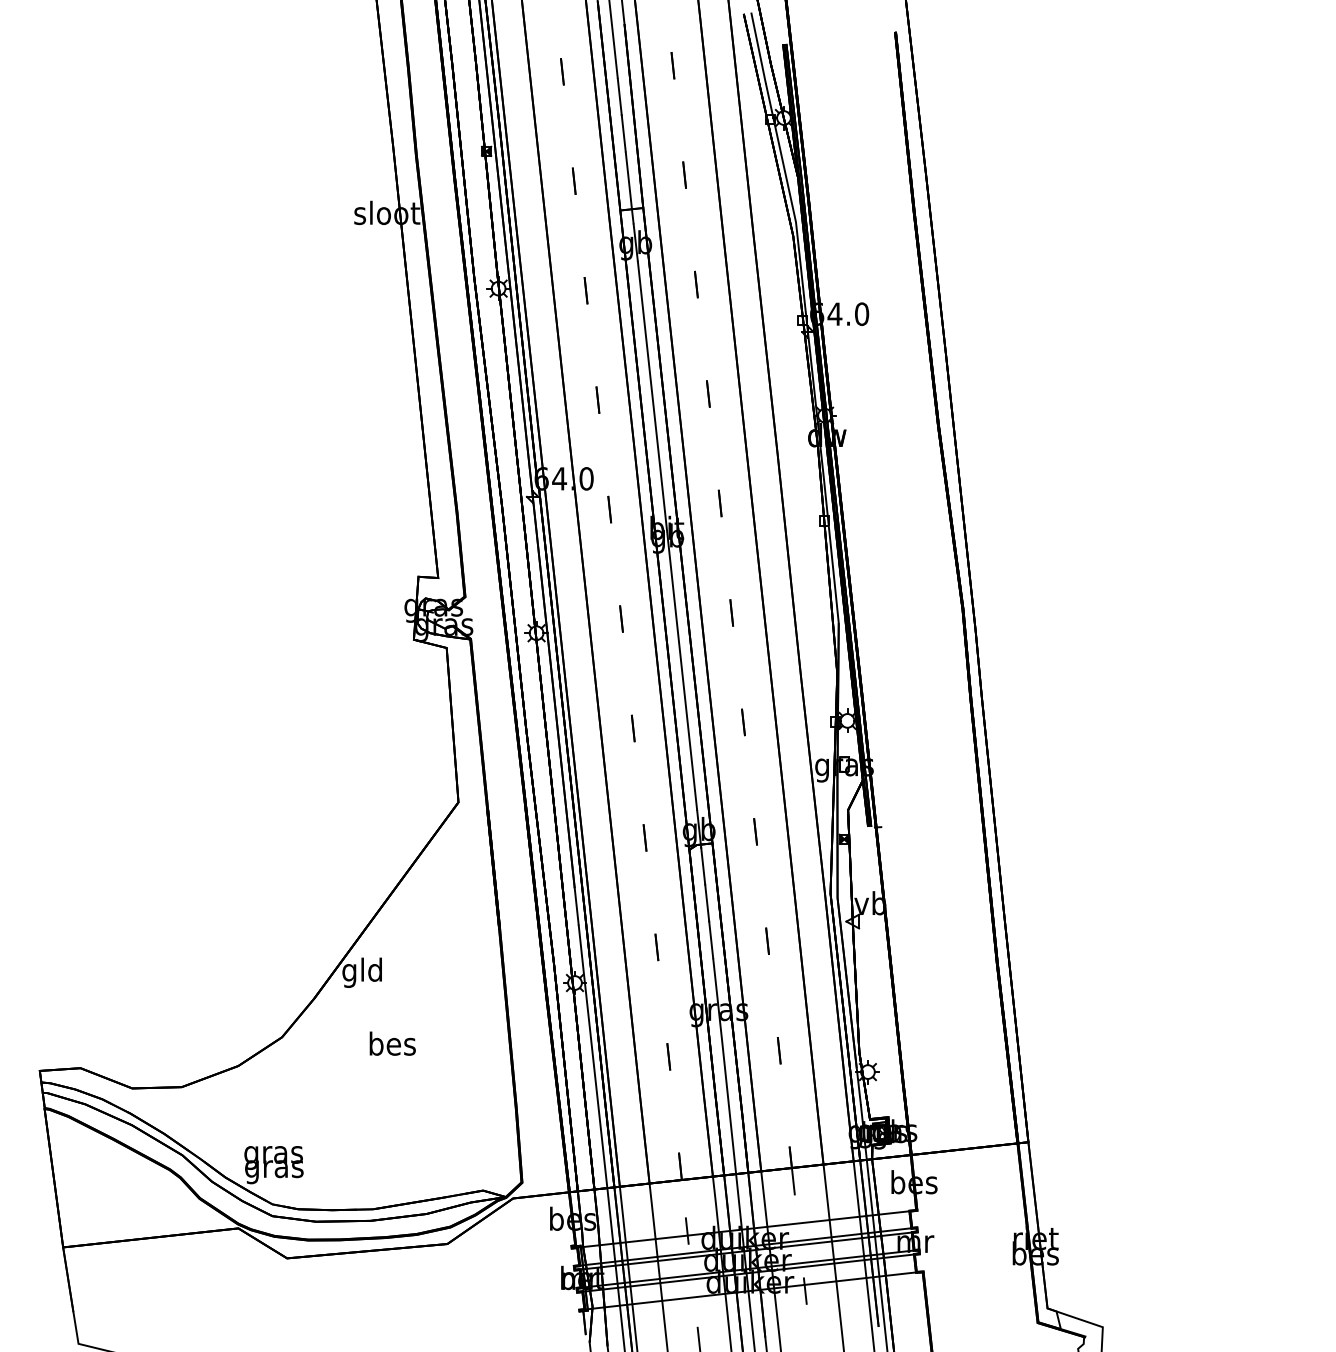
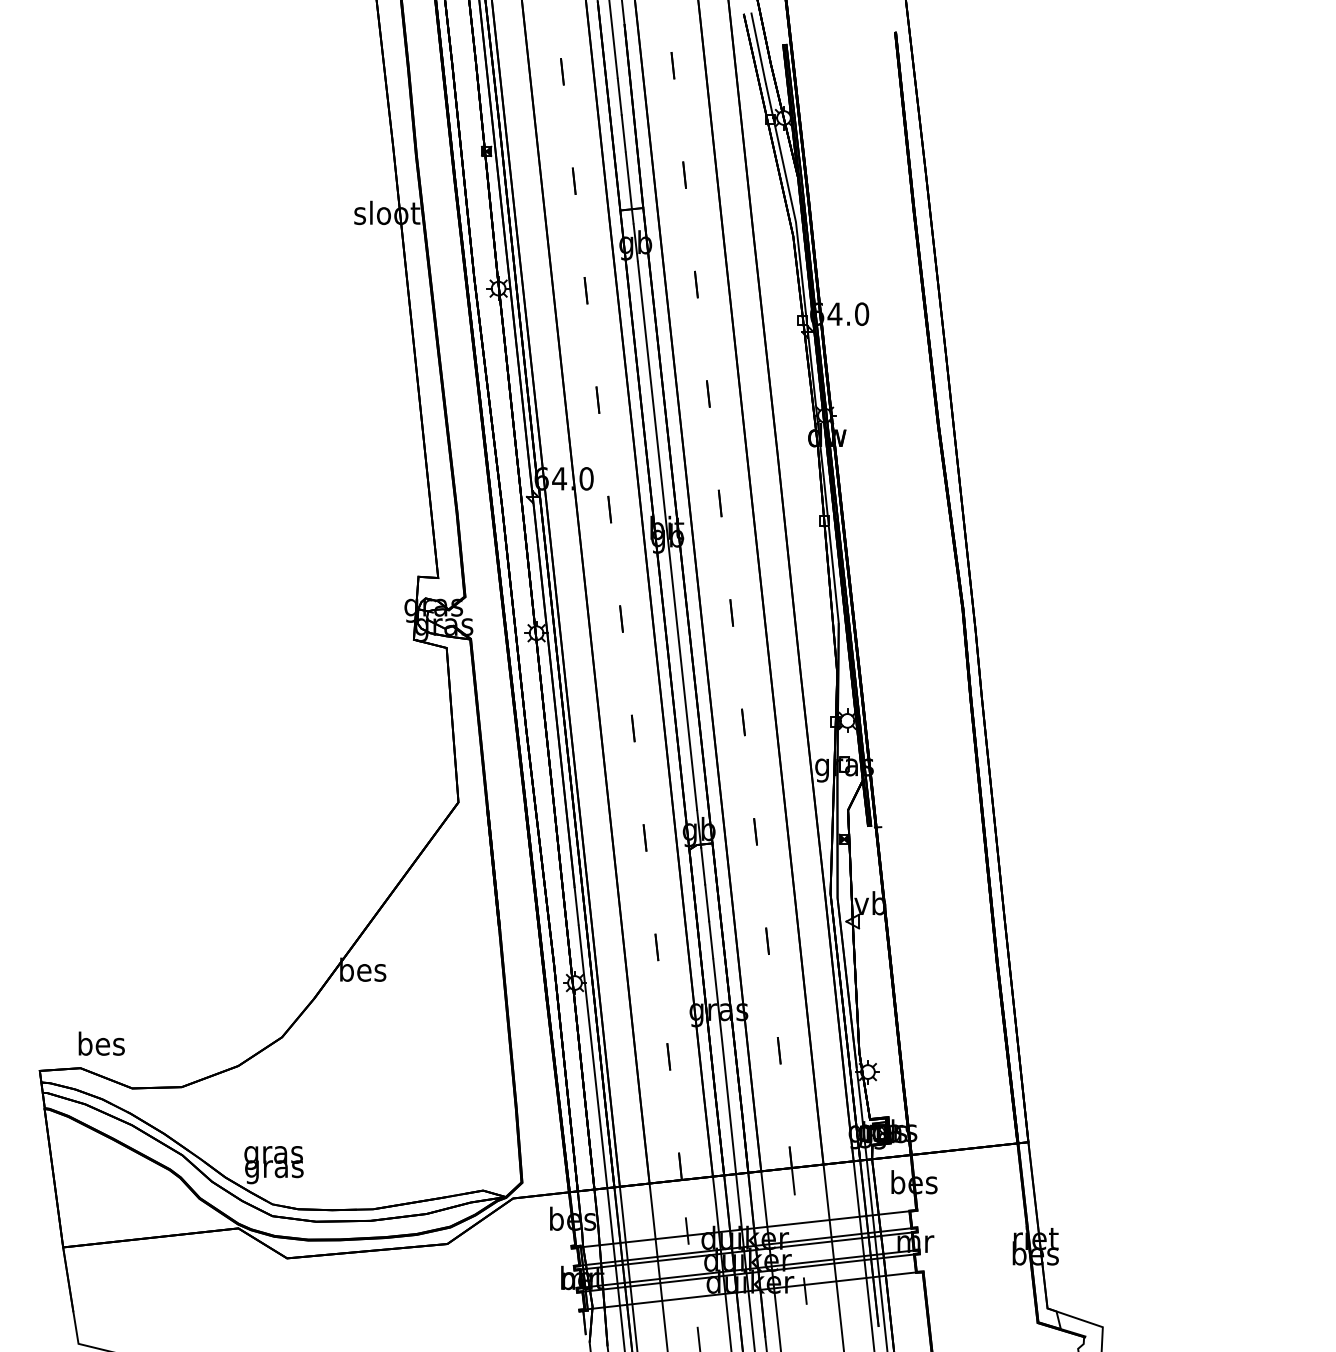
text: gld -> bes (363, 972)
text position: (392, 1043) -> (101, 1043) (101, 1043)
